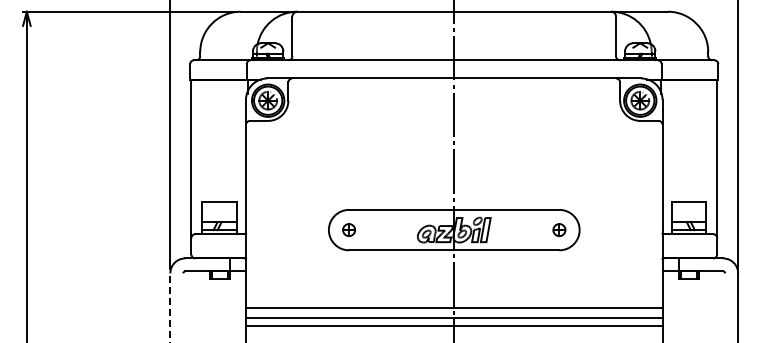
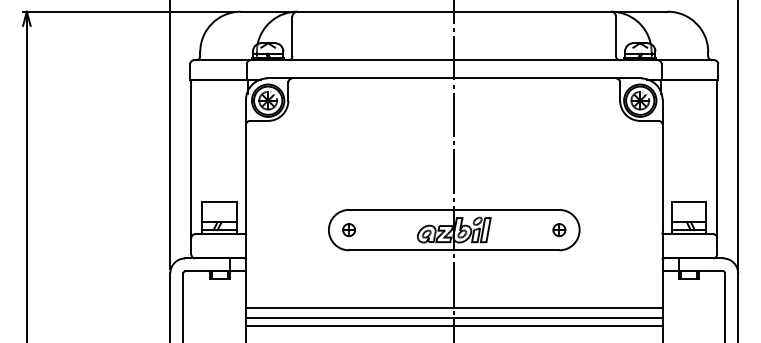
line: none -> present (183, 306)
line: none -> present (725, 306)
line: dashed -> solid (170, 307)
